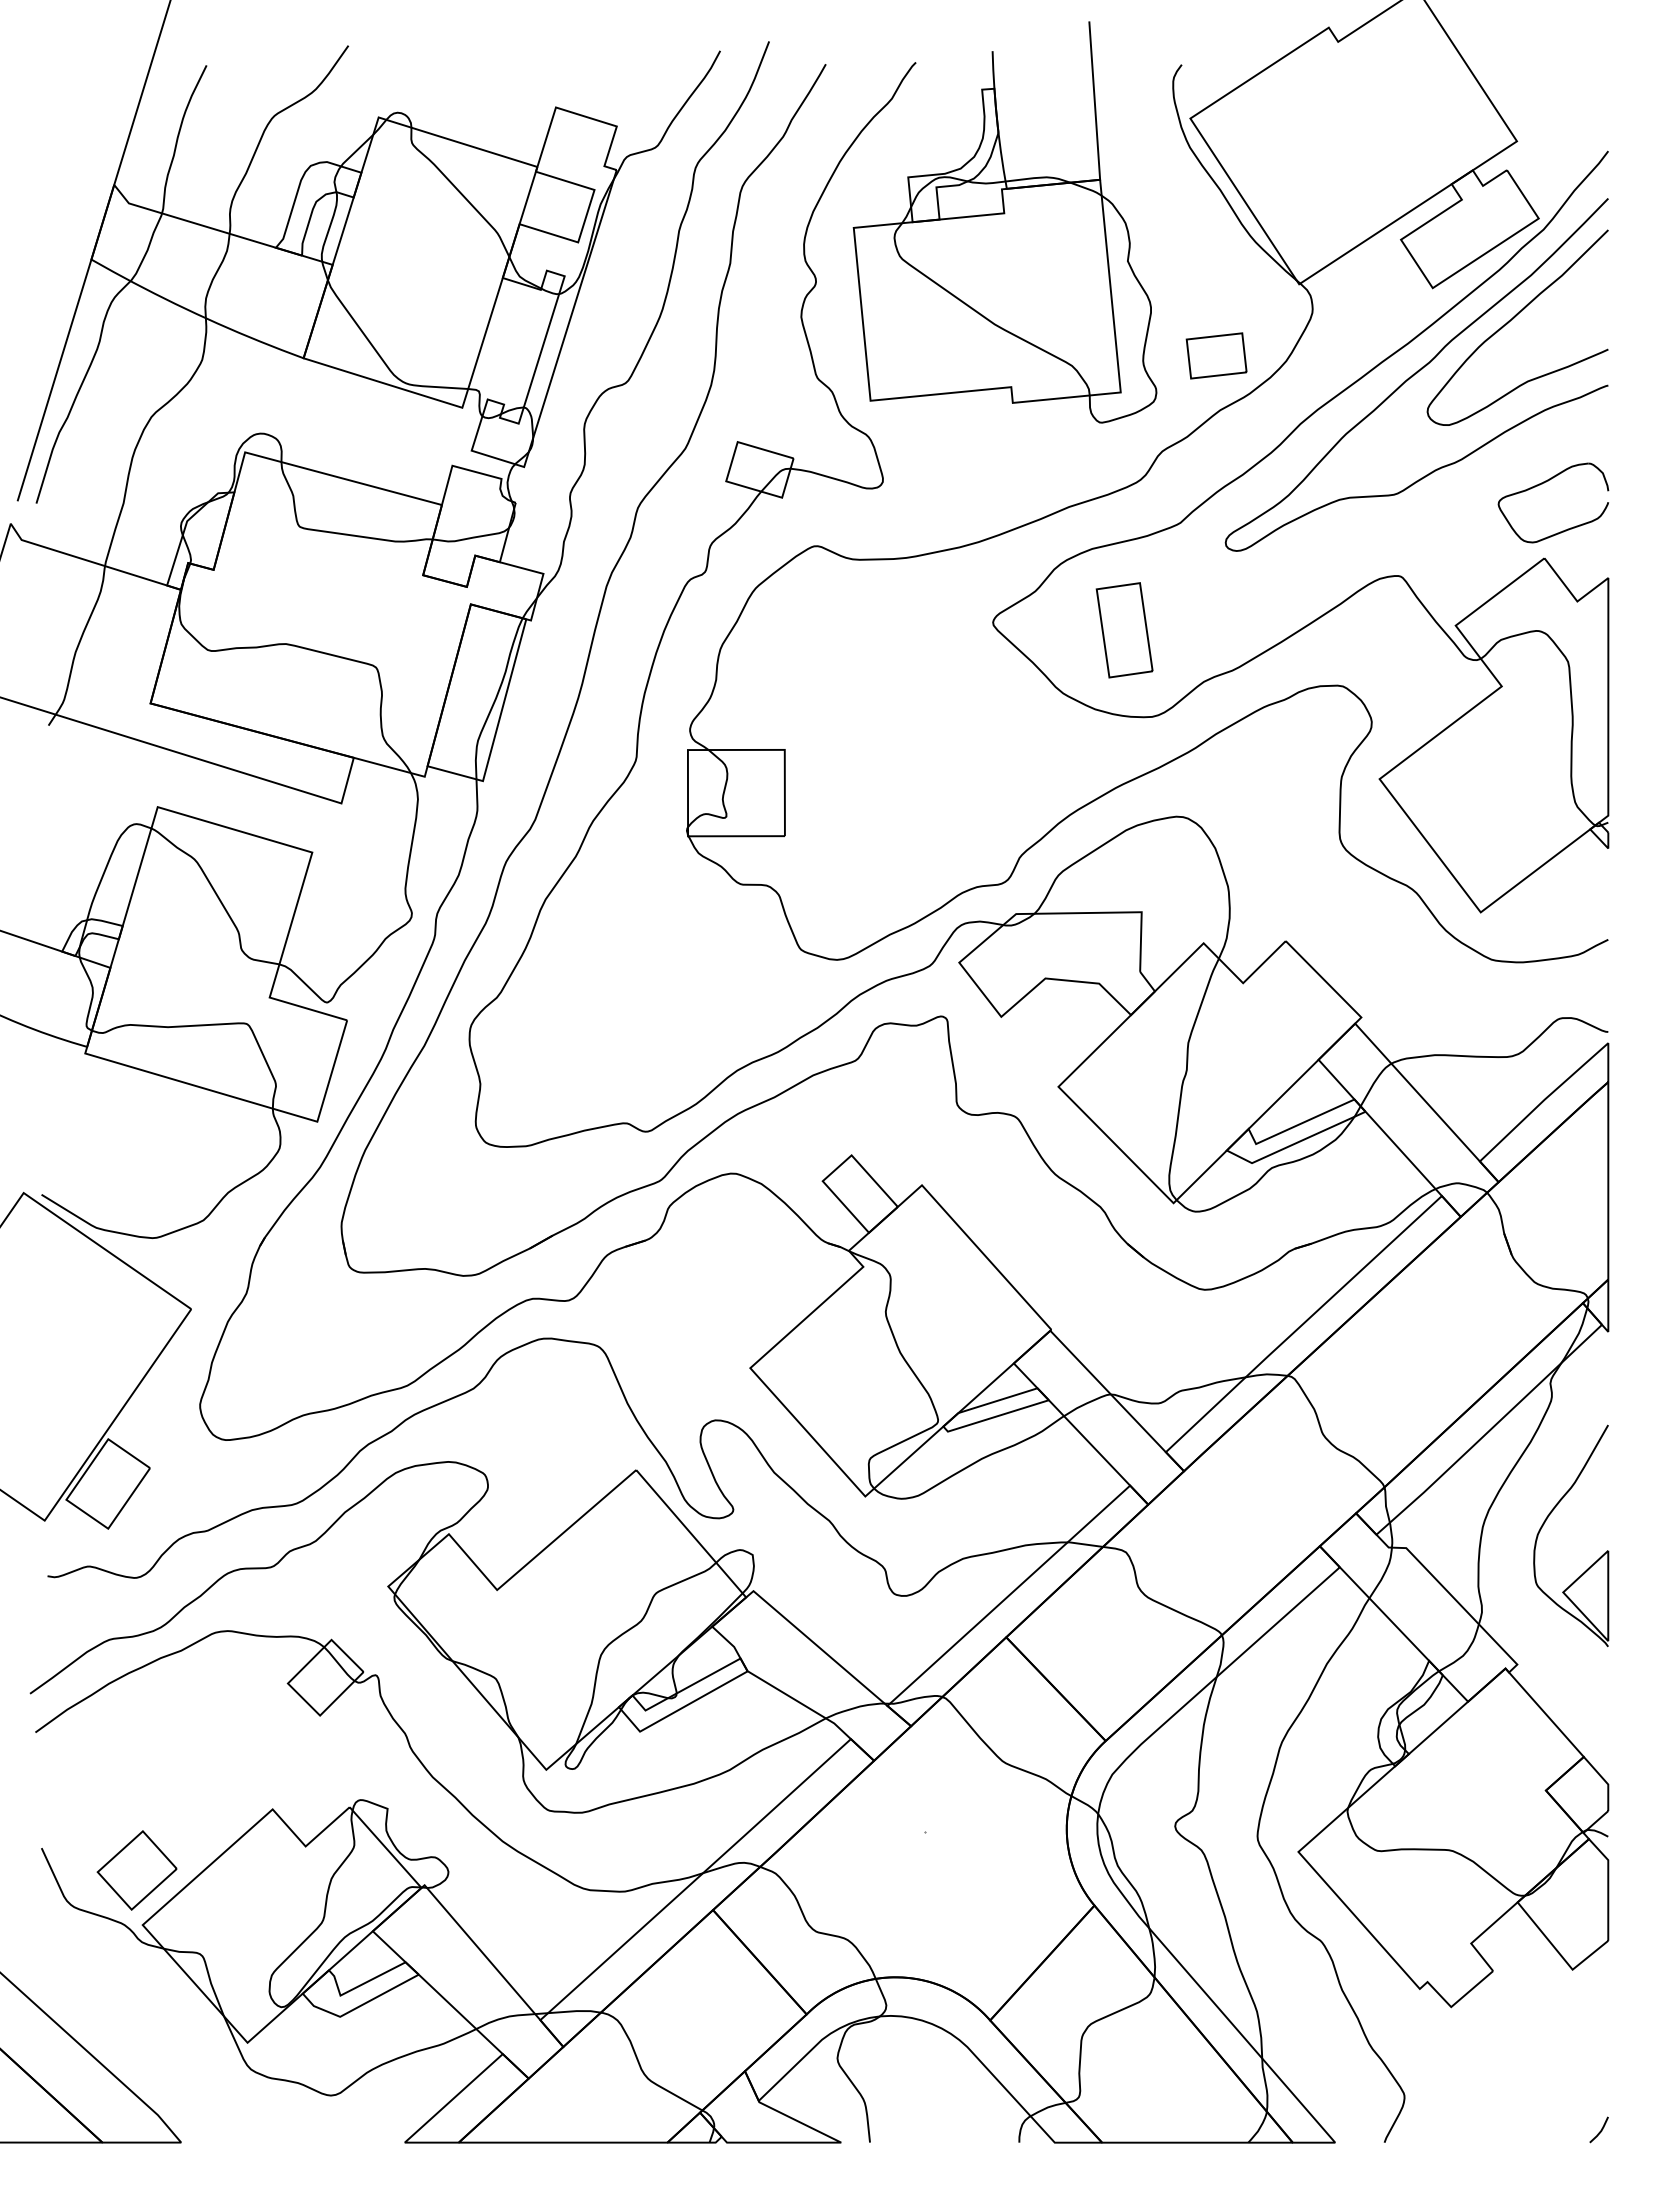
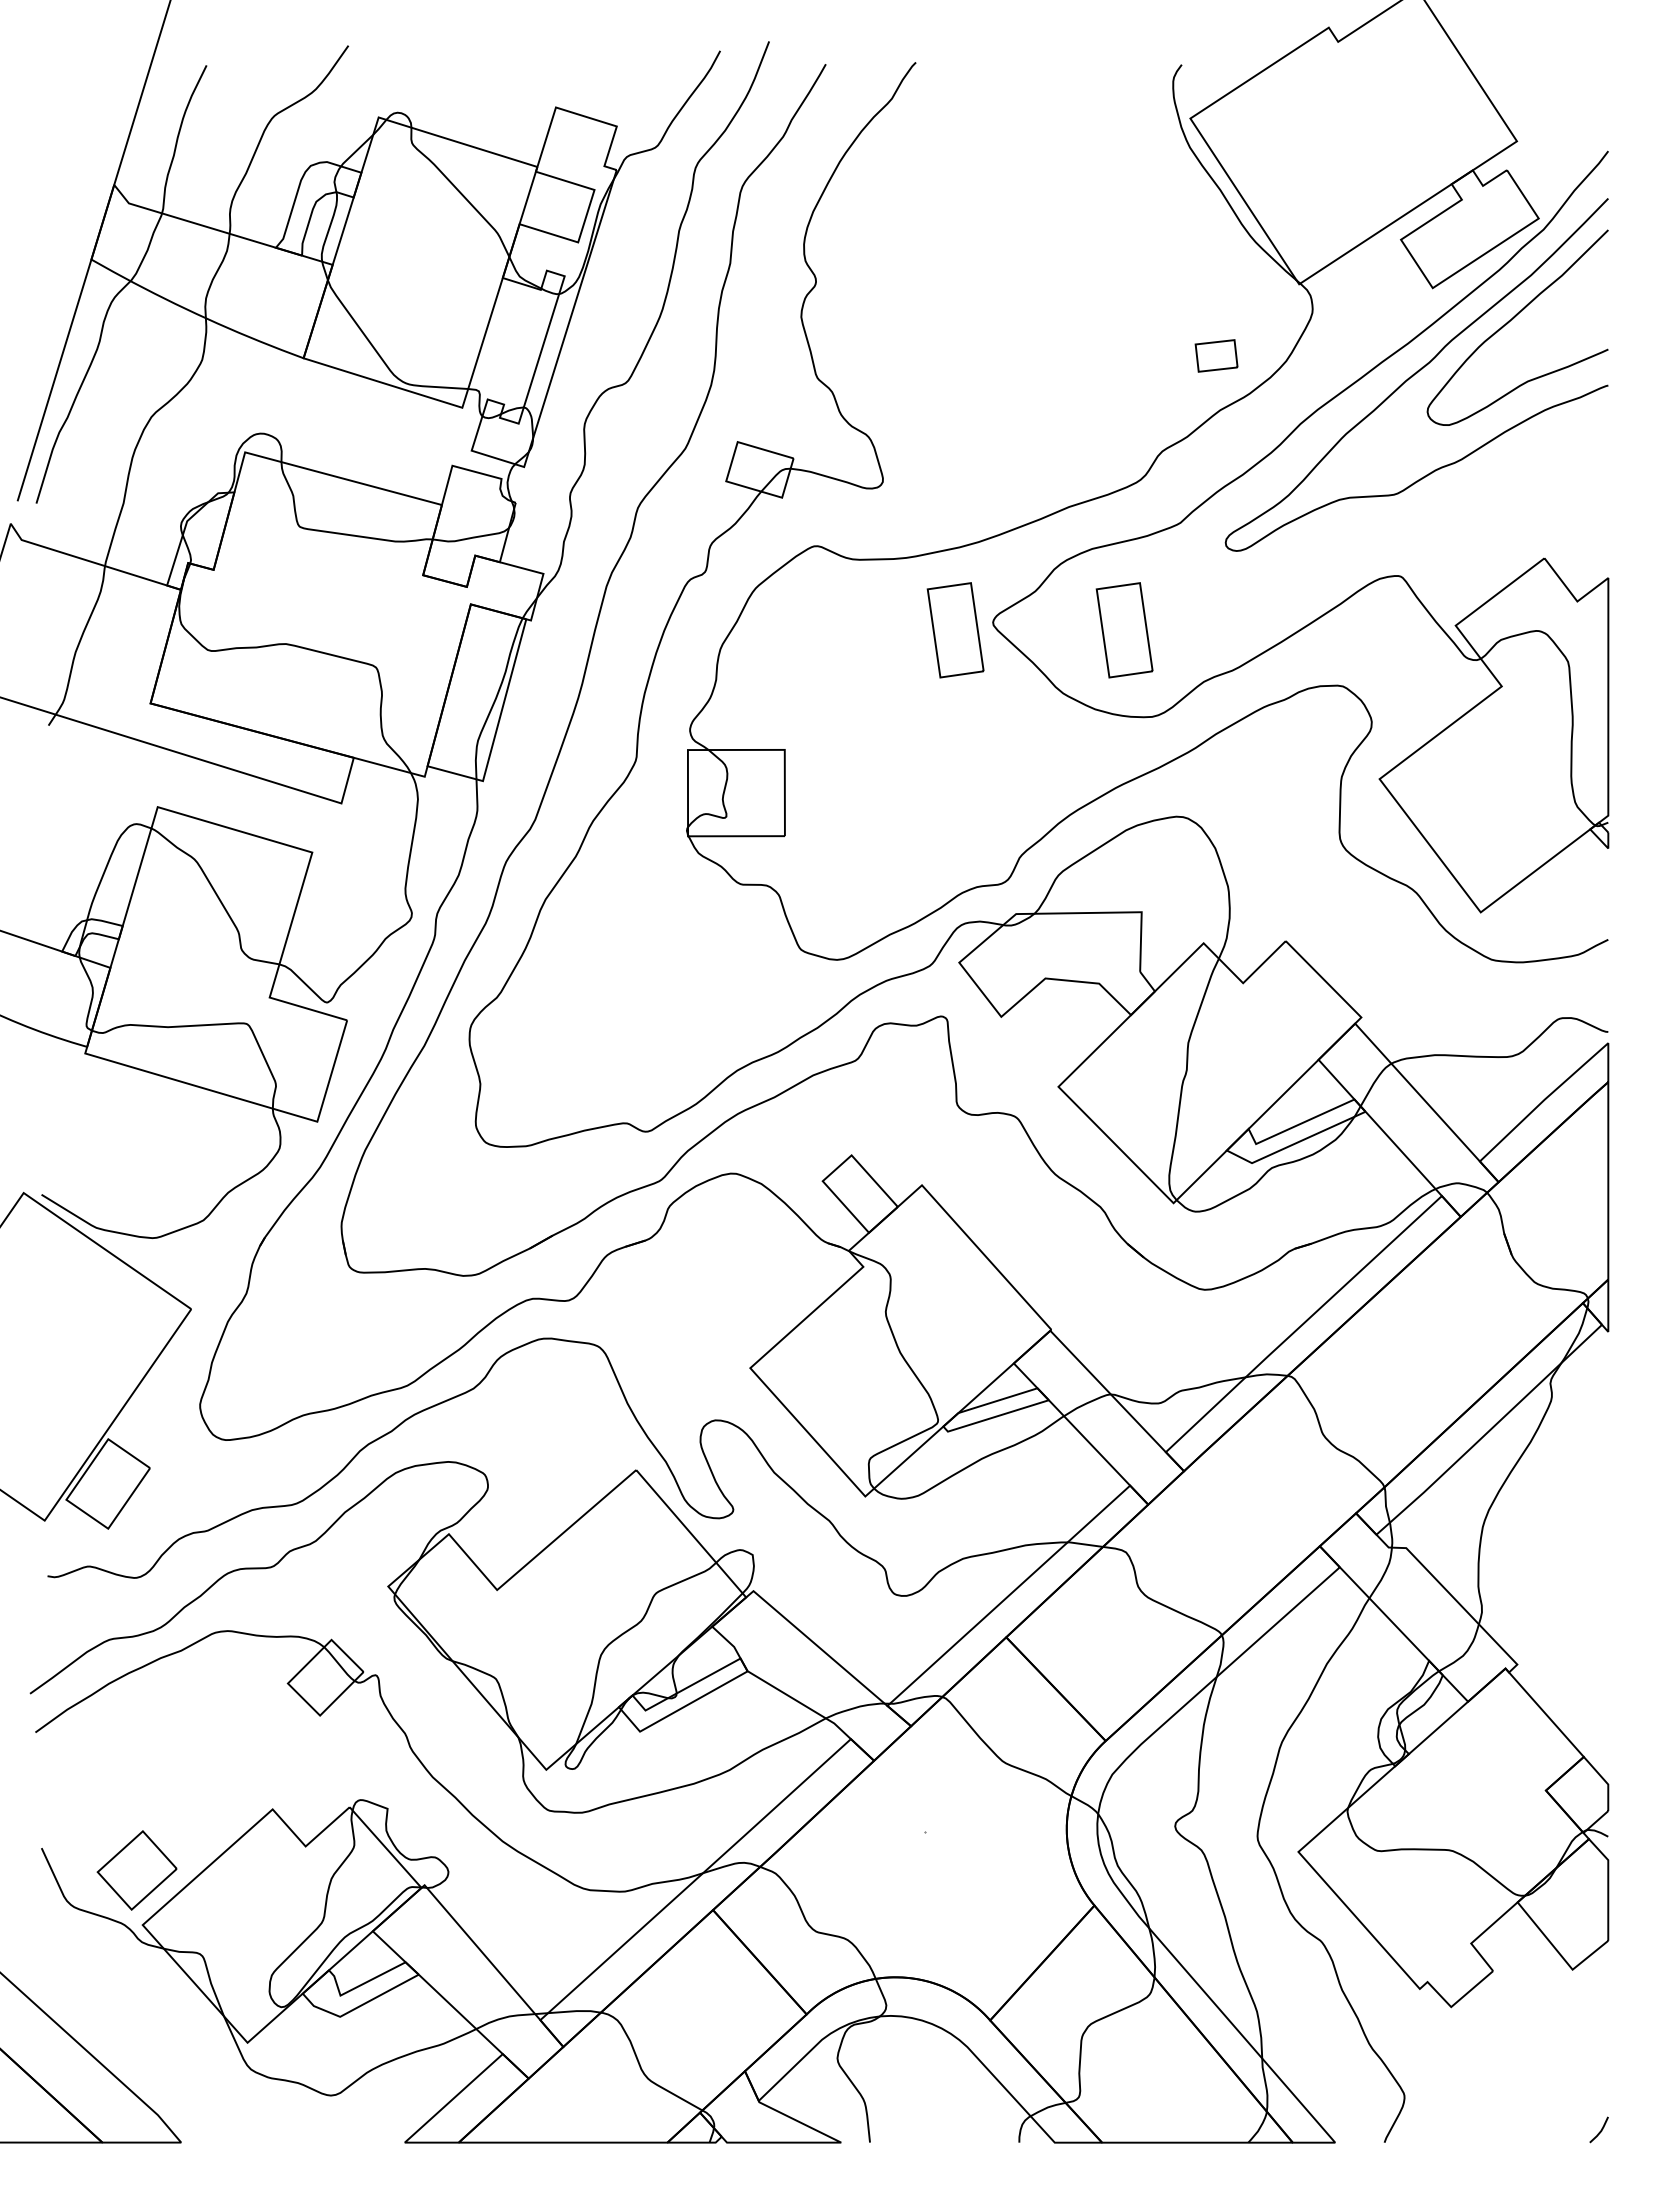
part: present -> none (1004, 222)
part size: 63x48 px -> 45x34 px (1216, 355)
part: present -> none (1544, 483)
part: none -> present (955, 630)
part: present -> none (1547, 1519)
